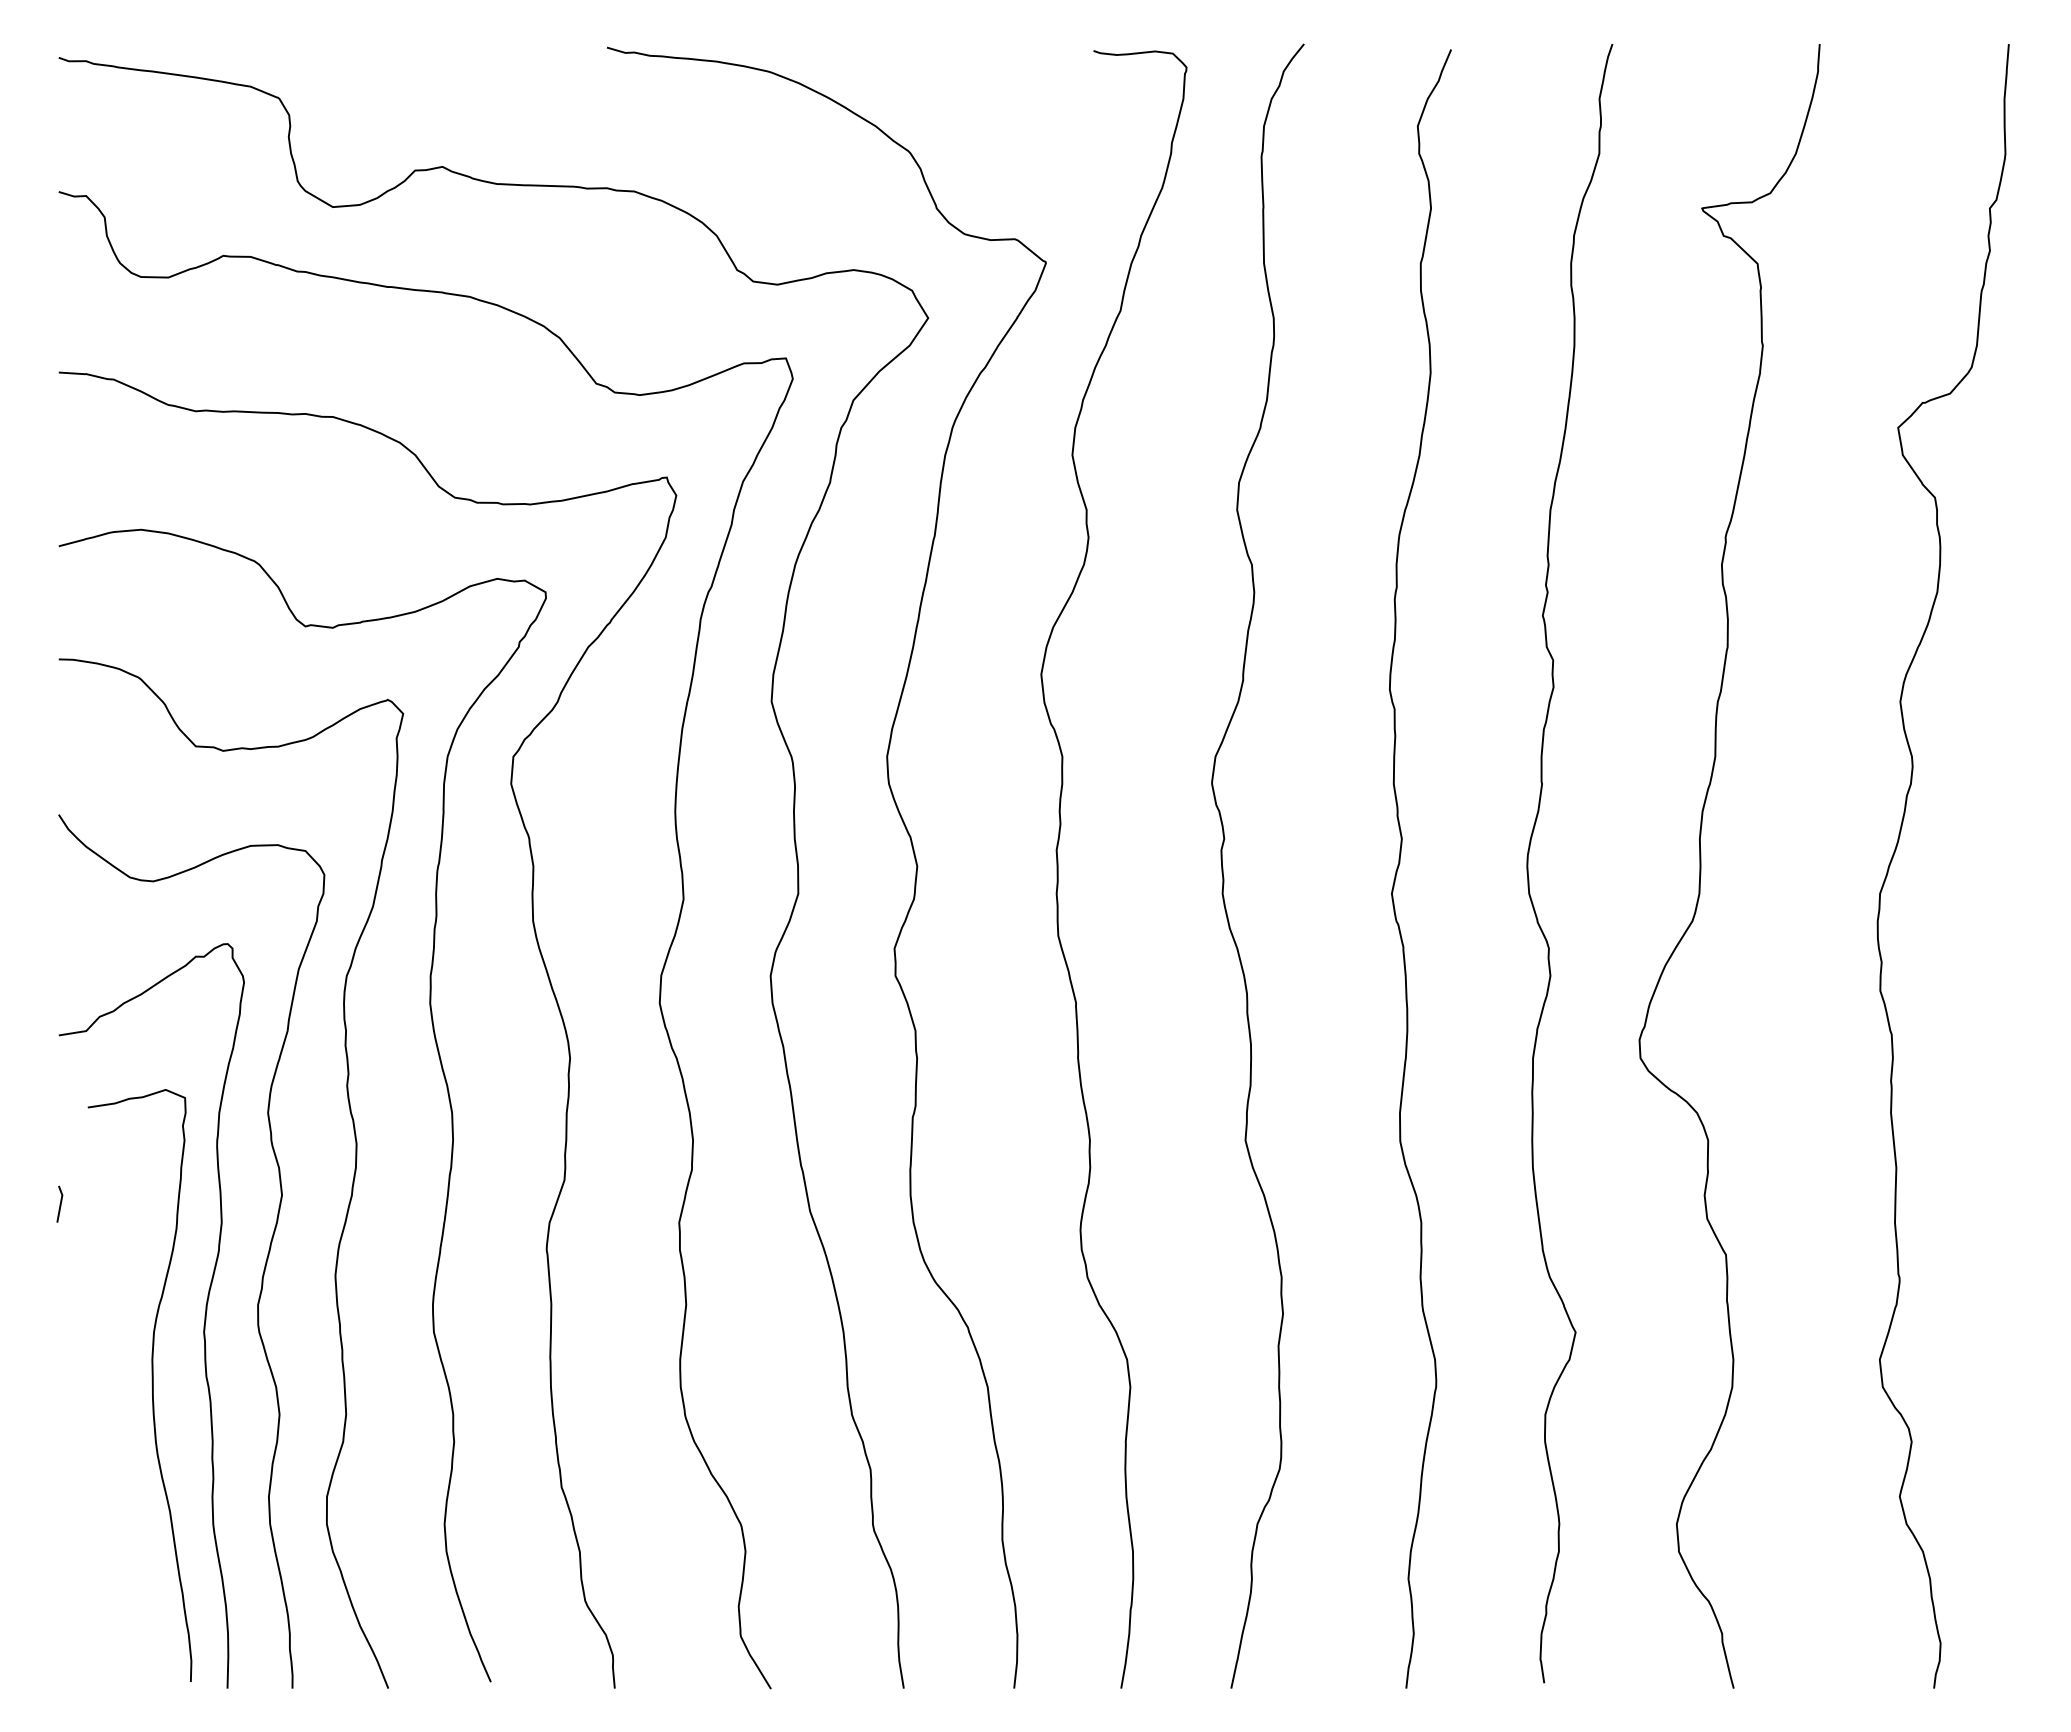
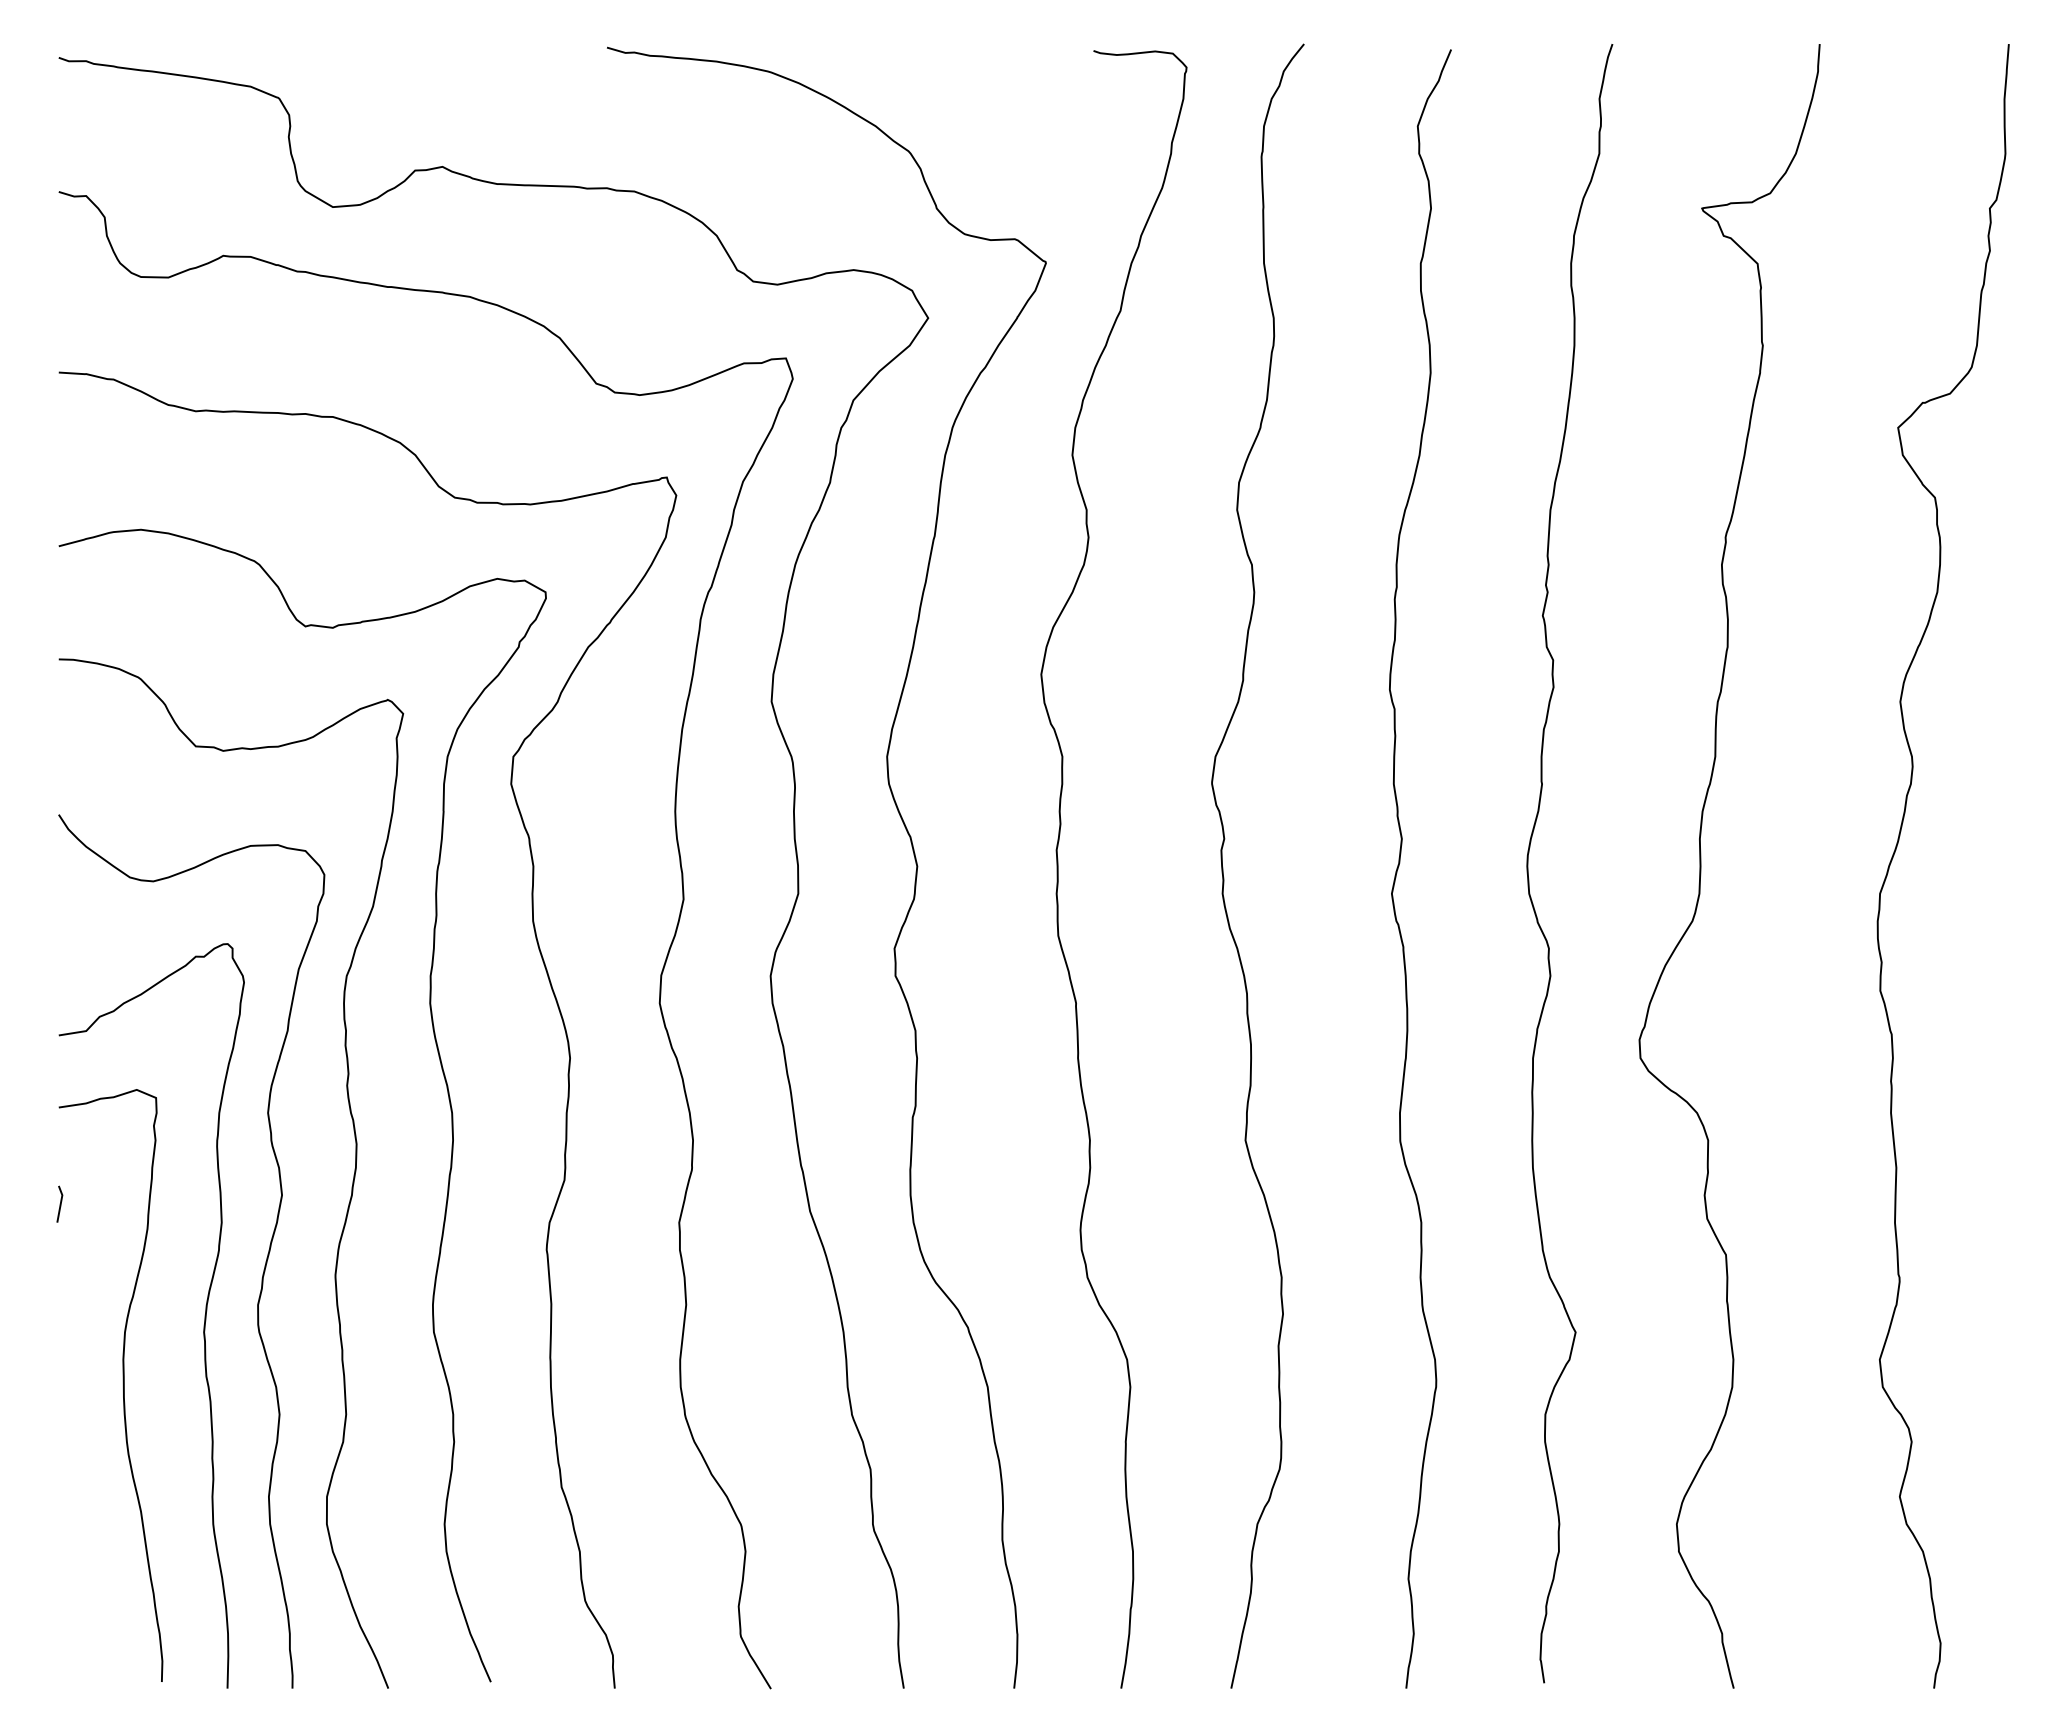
curve position: (151, 1385) -> (122, 1385) (122, 1385)
